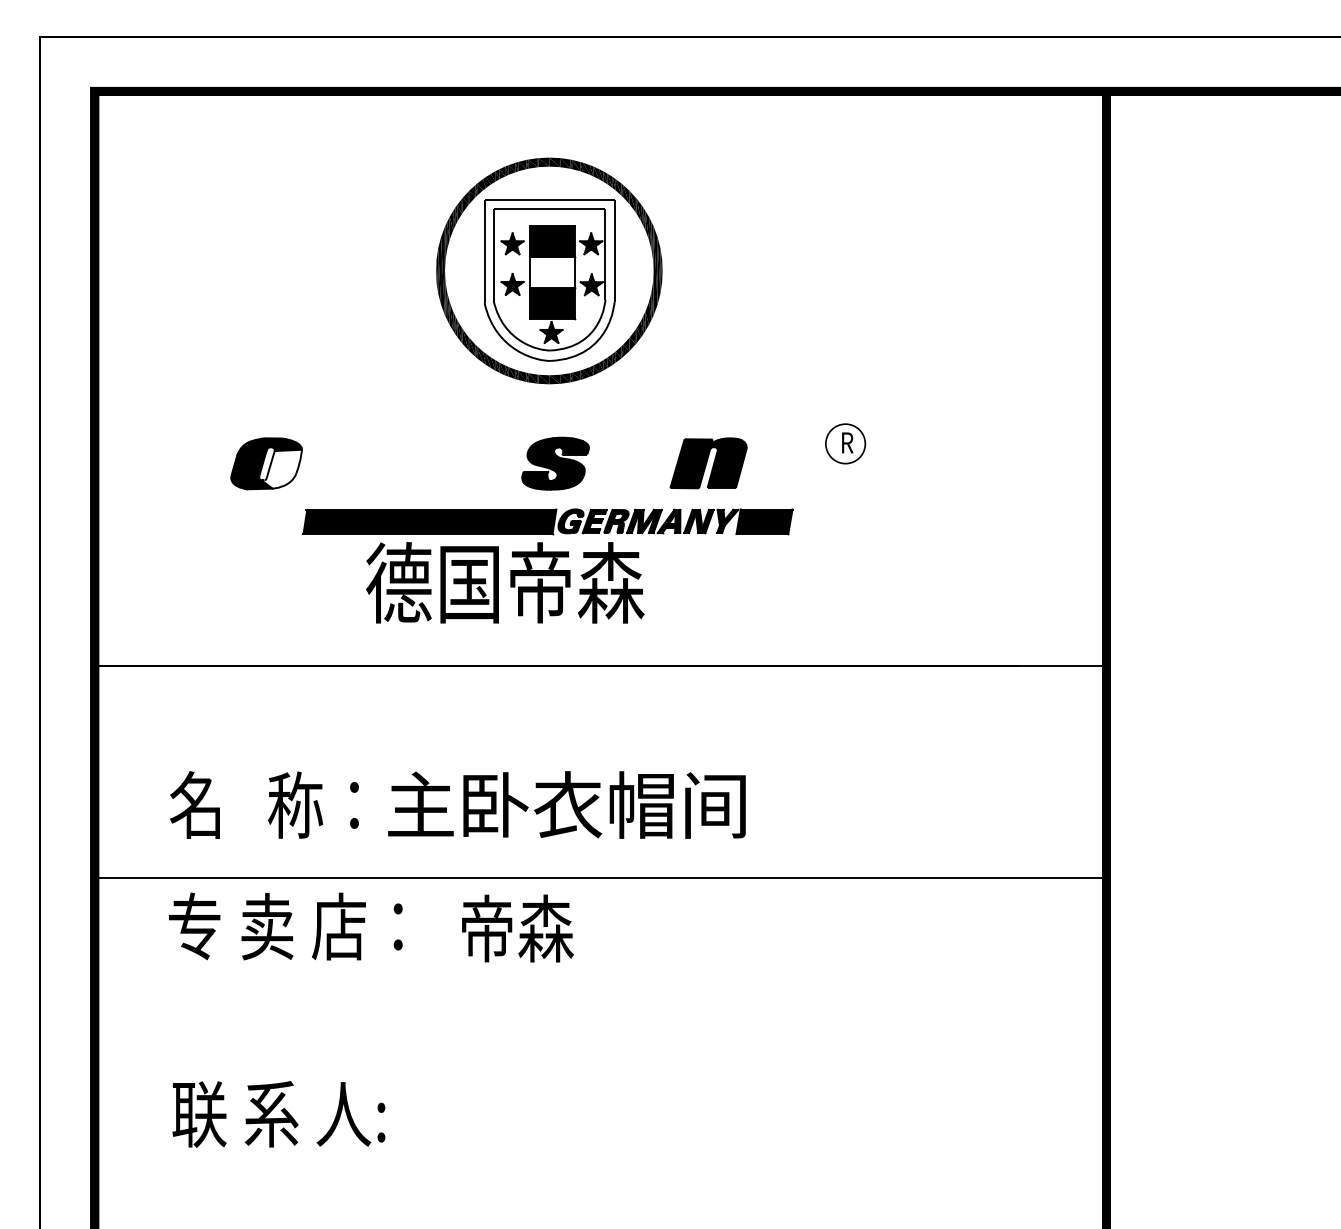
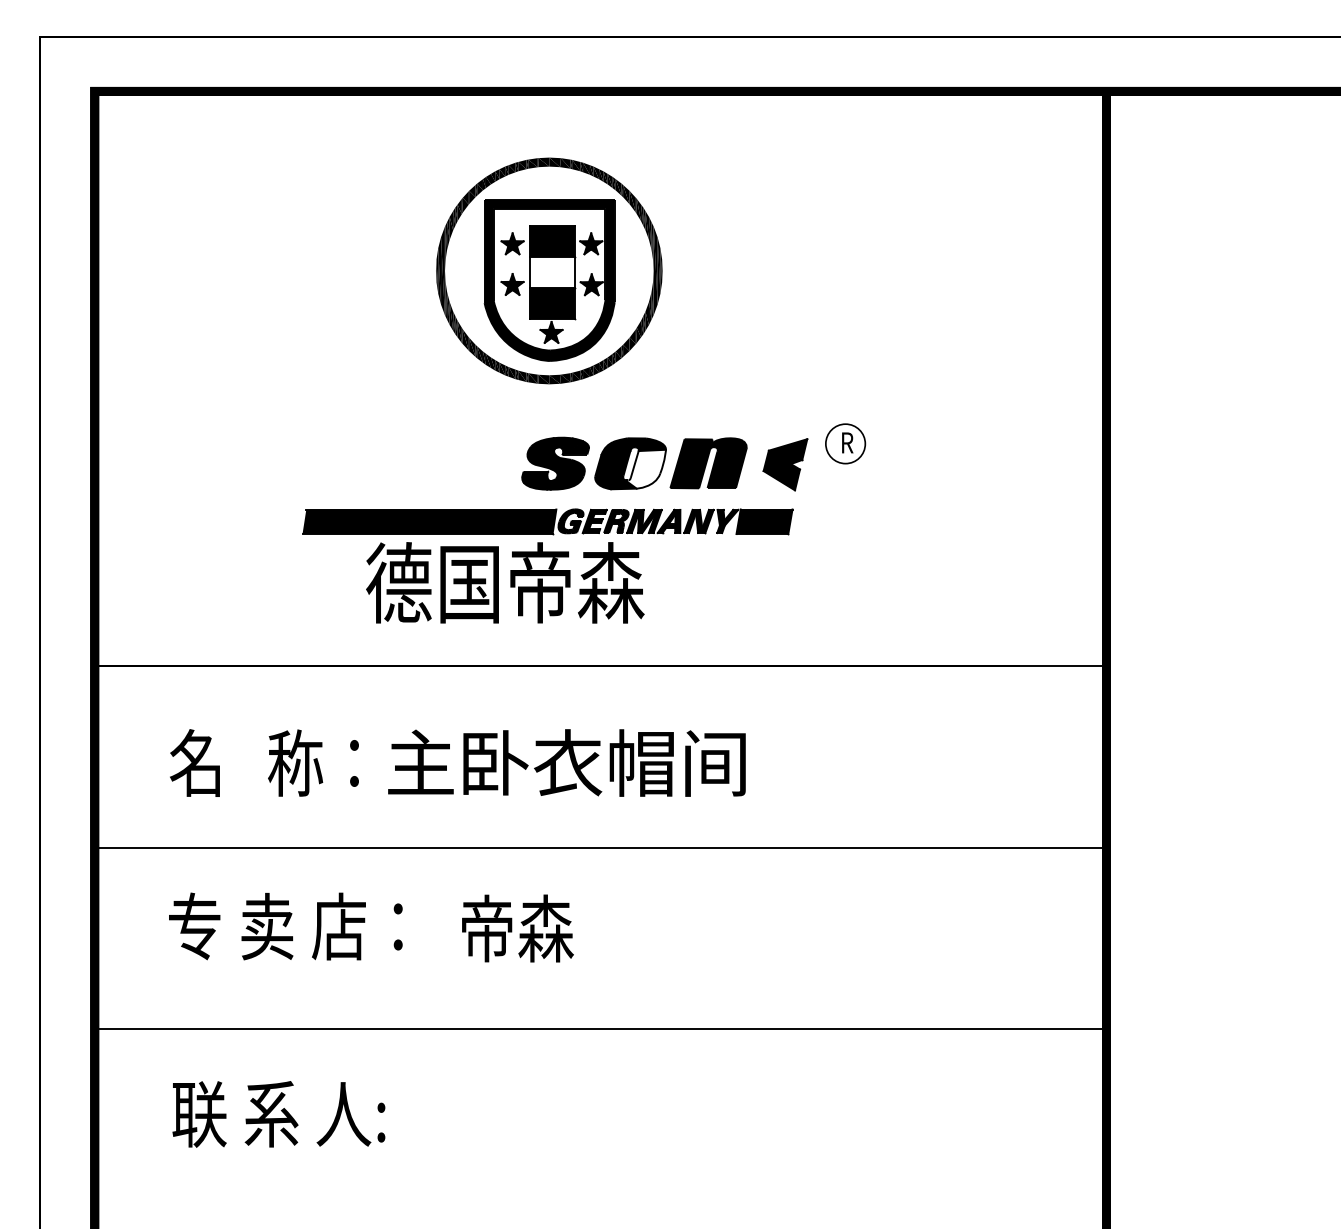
fill: none -> present (549, 280)
part position: (266, 463) -> (630, 463) (630, 463)
part: none -> present (785, 464)
text position: (457, 804) -> (457, 762) (457, 762)
line position: (600, 877) -> (600, 847) (600, 847)
line: none -> present (603, 1029)
